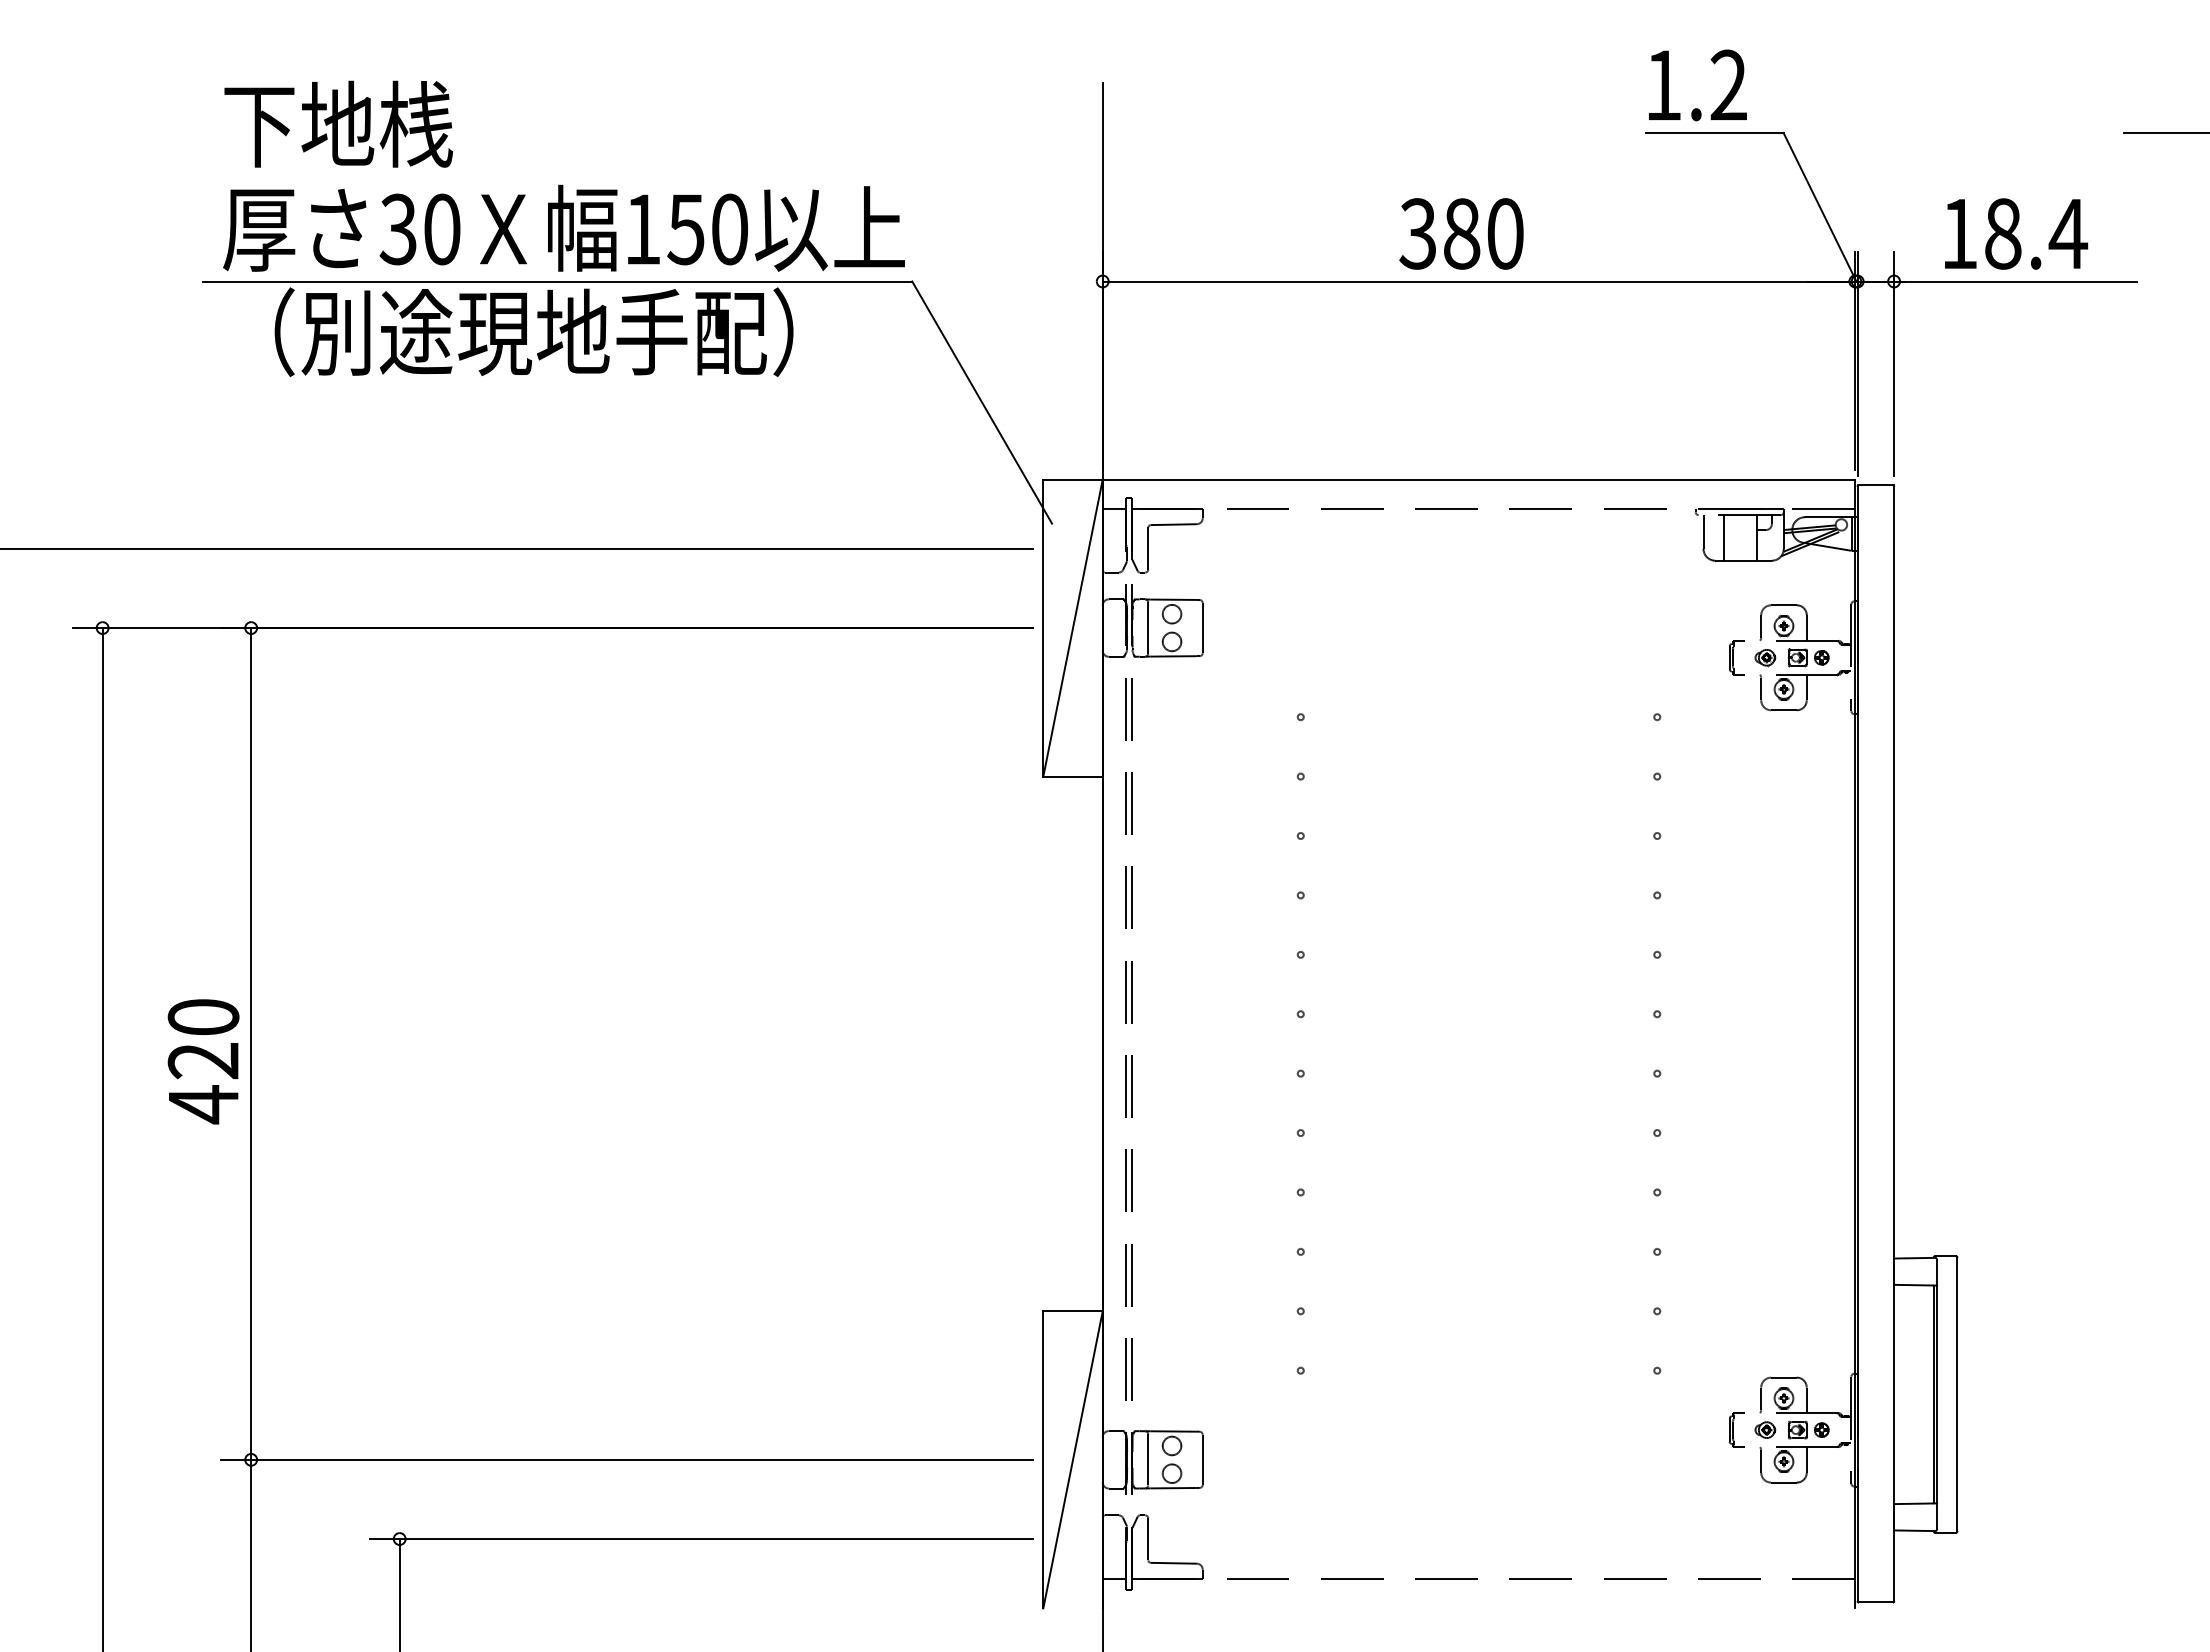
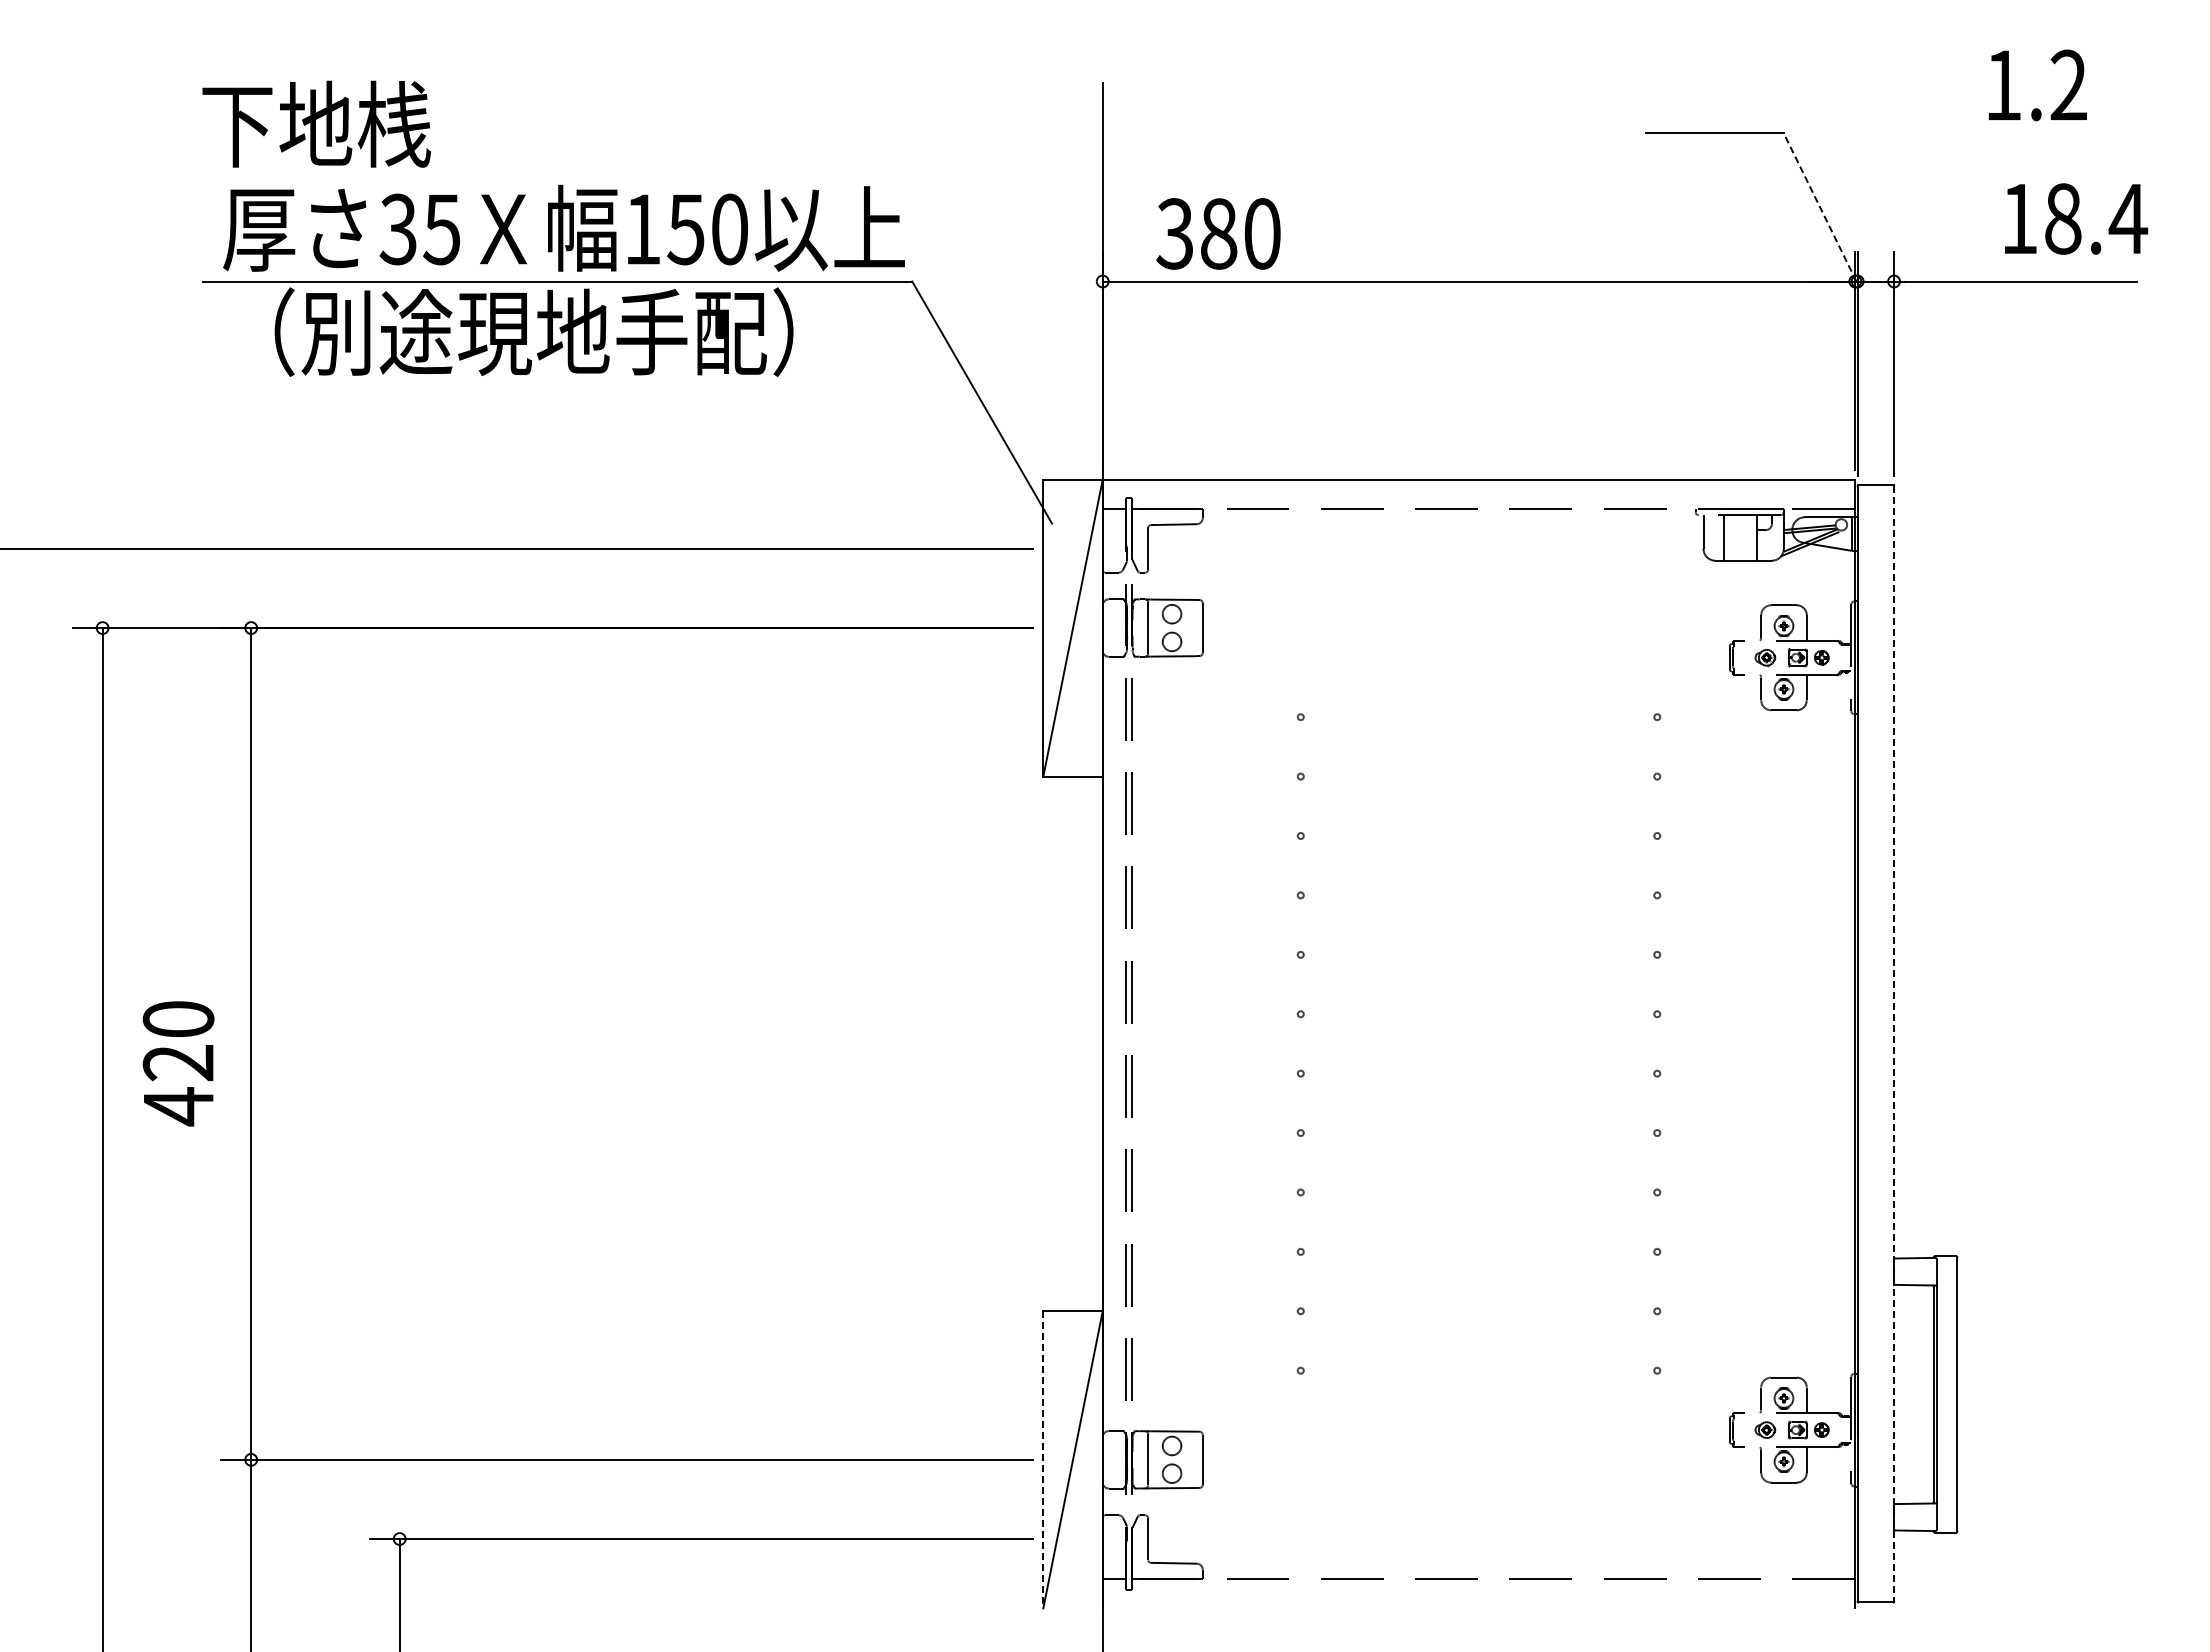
text position: (1697, 85) -> (2037, 85) (2037, 85)
text position: (338, 123) -> (316, 123) (316, 123)
line: present -> none (2165, 132)
line: solid -> dashed (1820, 207)
text: 30 -> 35 (441, 229)
text position: (1461, 233) -> (1218, 233) (1218, 233)
text position: (2016, 233) -> (2076, 218) (2076, 218)
line: solid -> dashed (1894, 1043)
text position: (203, 1061) -> (178, 1063) (178, 1063)
line: solid -> dashed (1043, 1459)
